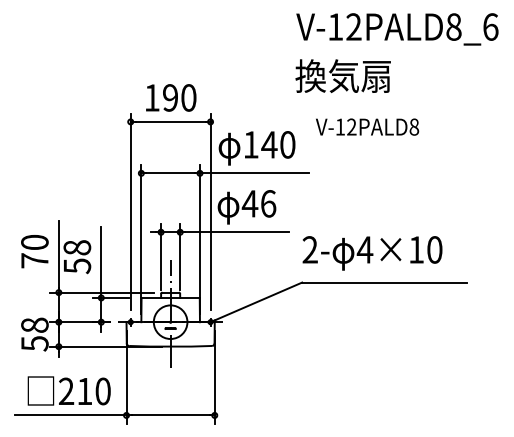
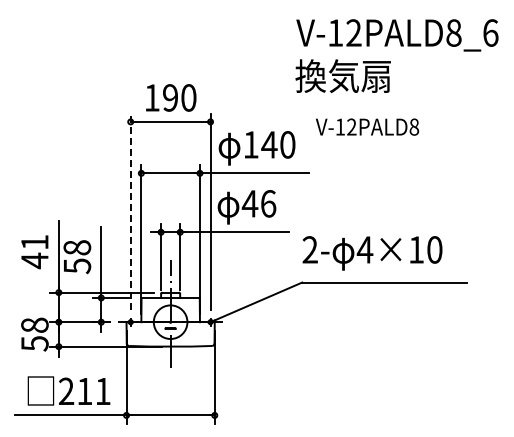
text position: (397, 29) -> (397, 35) (397, 35)
line: solid -> dashed (130, 211)
text: 70 -> 41 (34, 252)
text: 210 -> 211 (102, 391)
